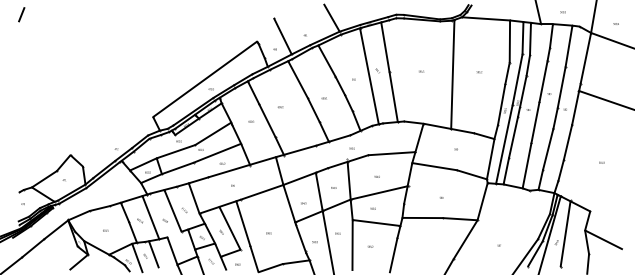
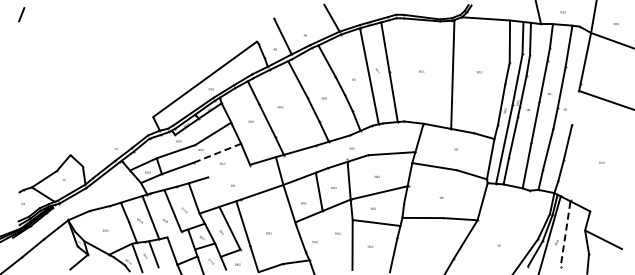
line: present -> none (575, 107)
line: solid -> dashed (217, 153)
line: present -> none (228, 171)
line: solid -> dashed (565, 234)
line: present -> none (327, 241)
